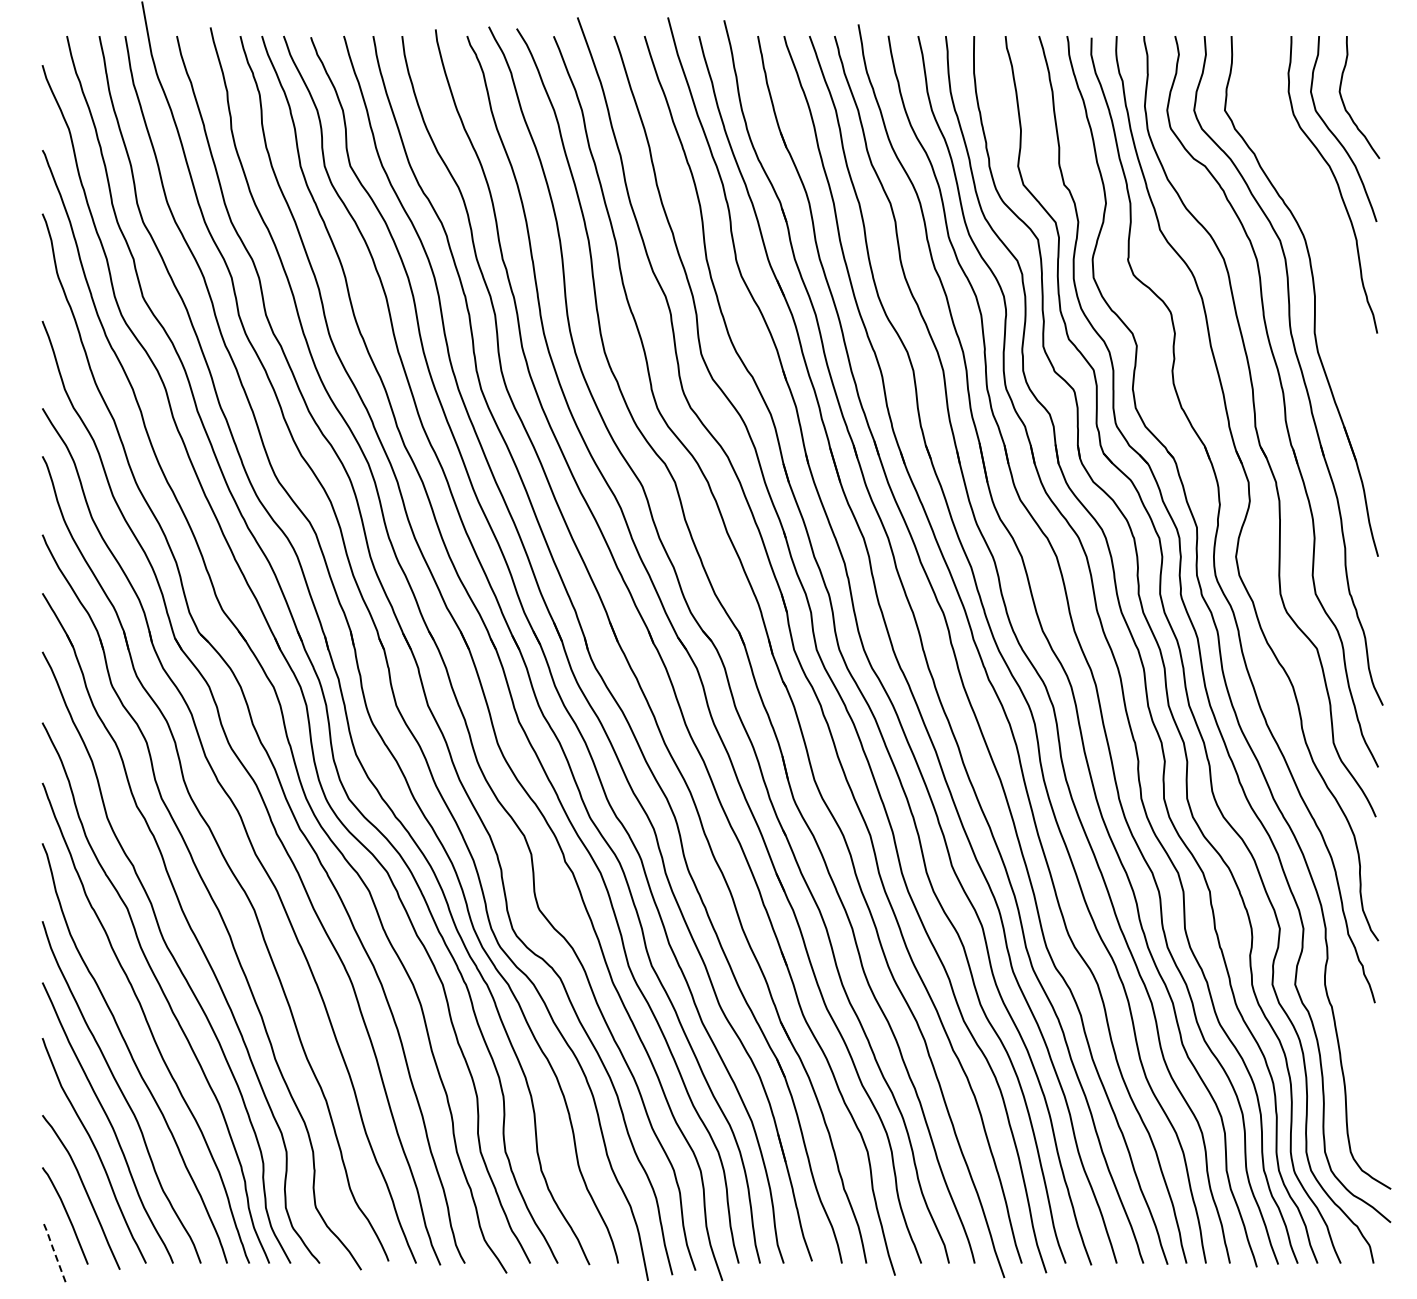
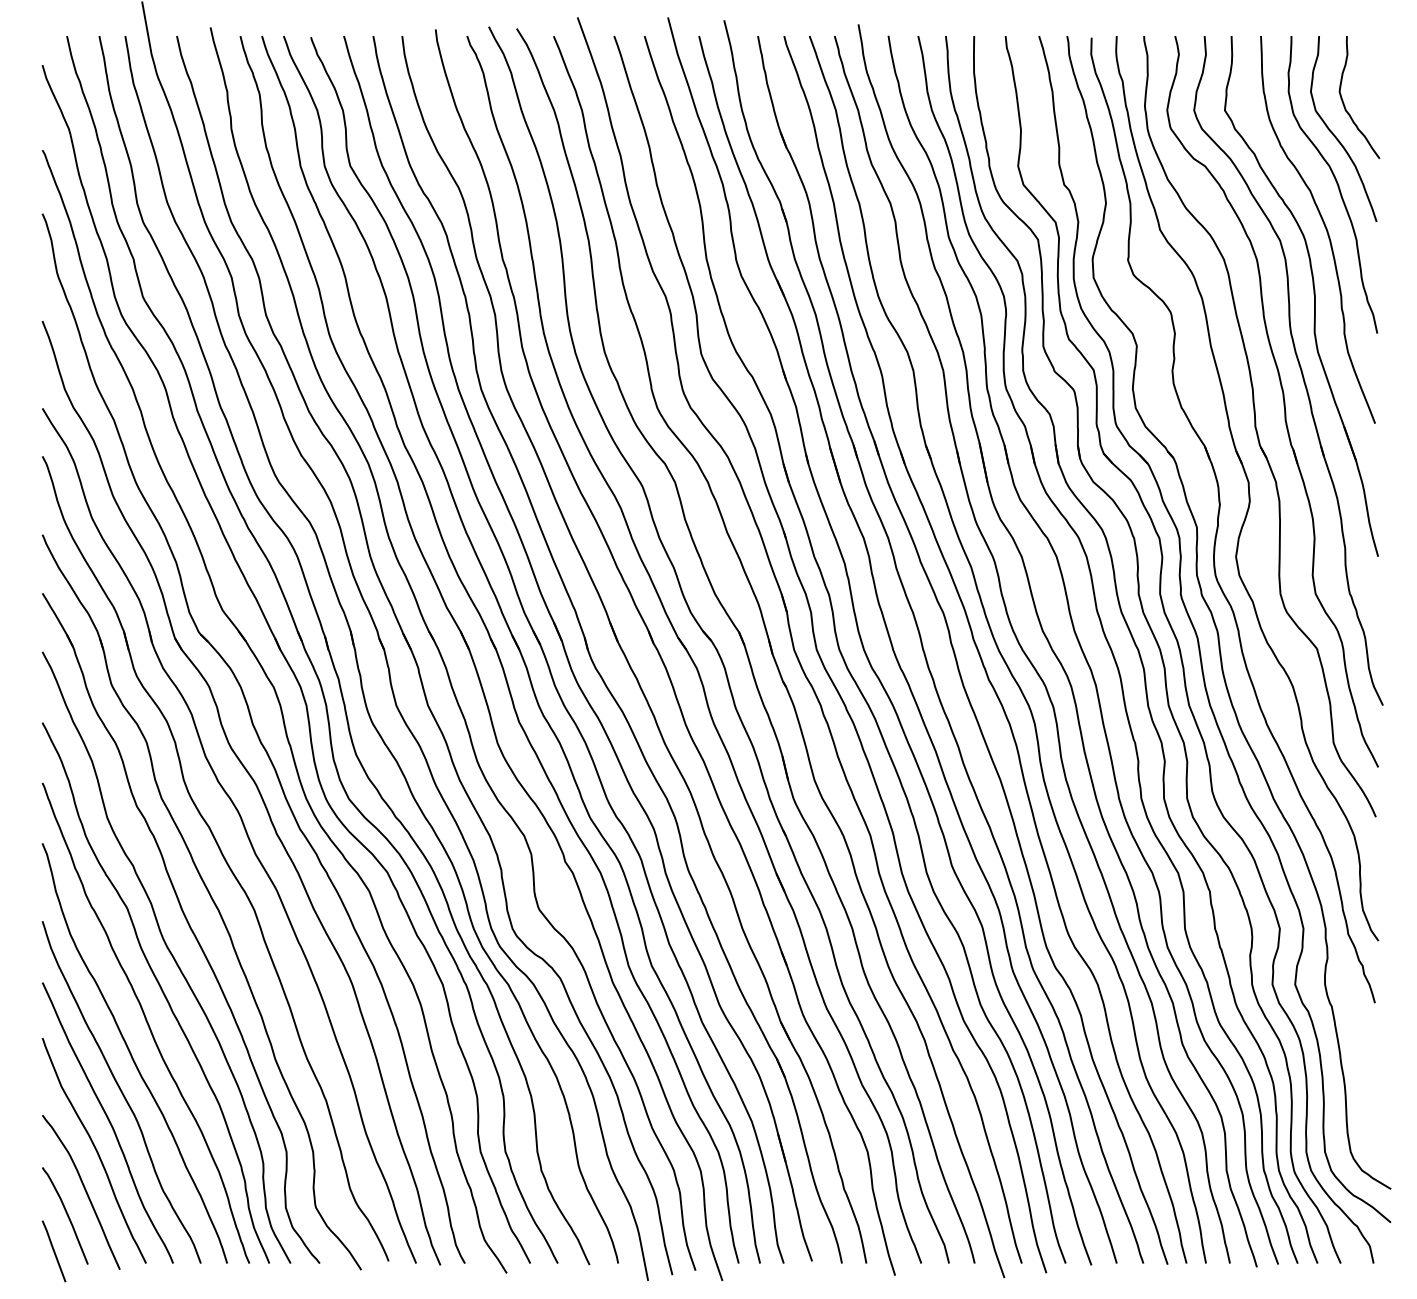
curve: none -> present (1324, 227)
line: dashed -> solid (53, 1249)
